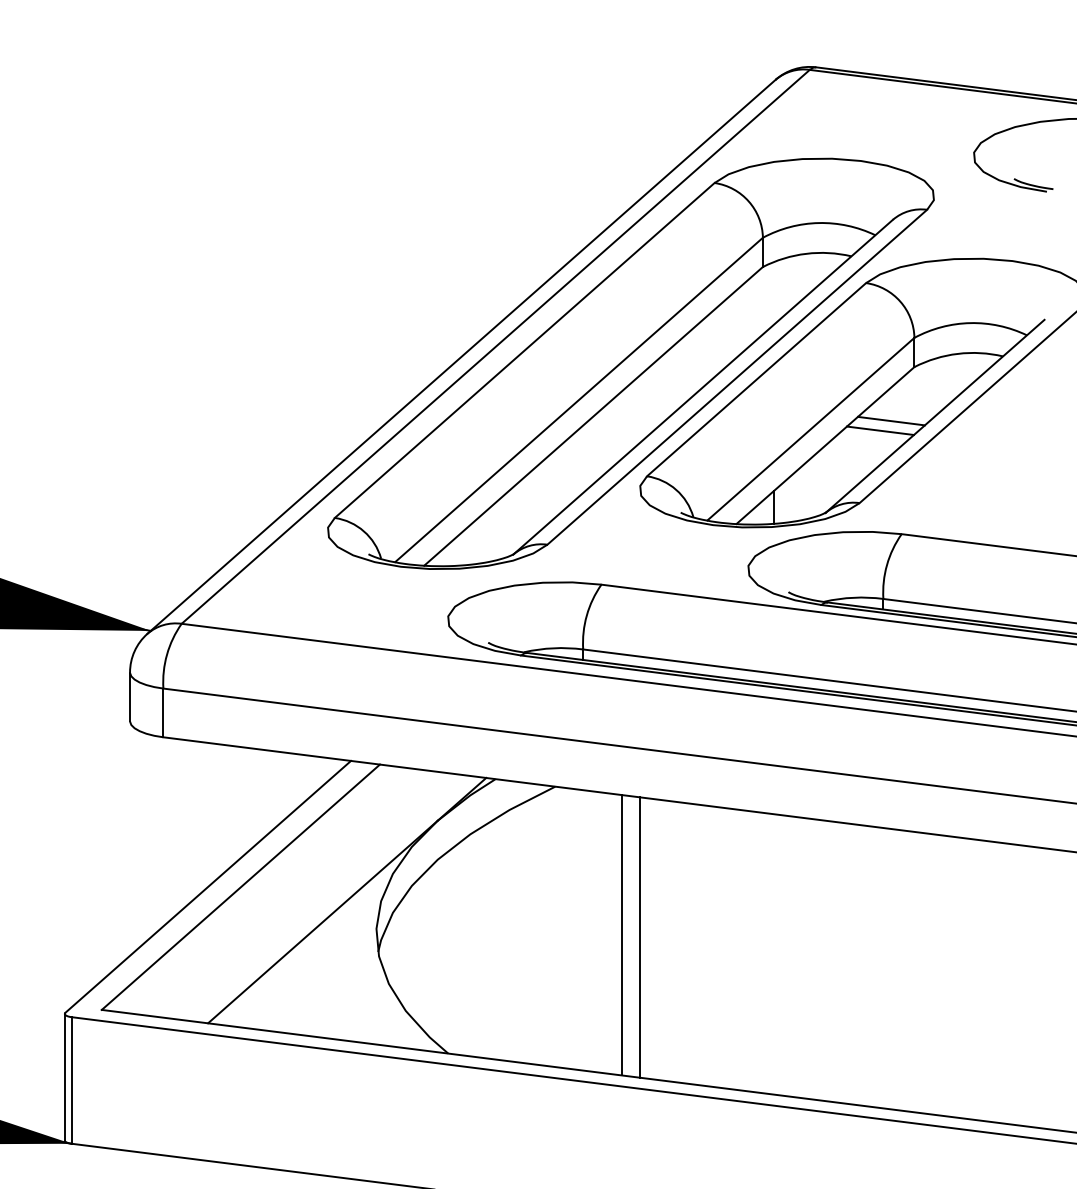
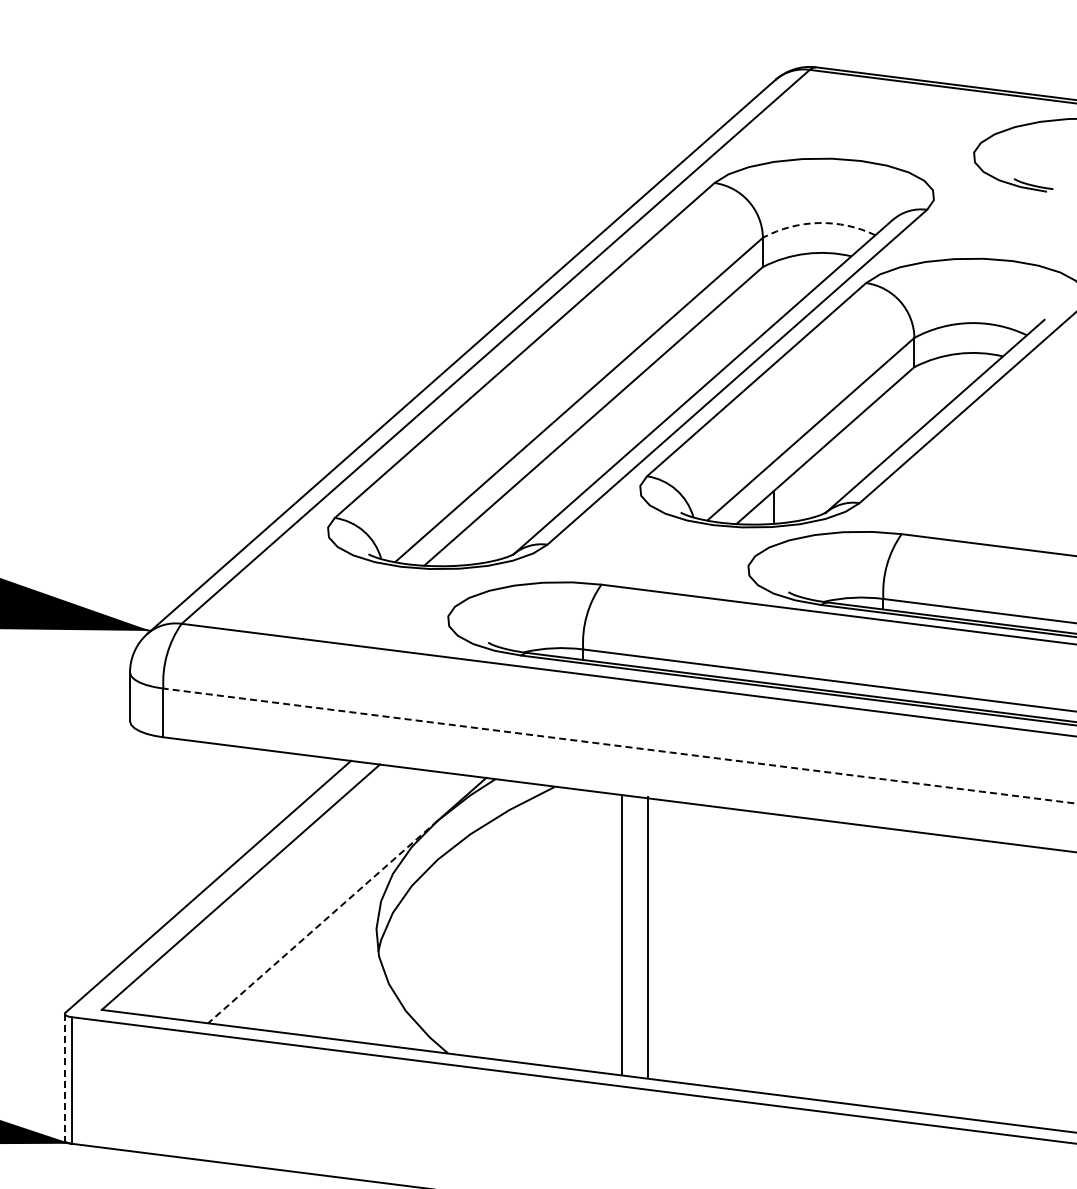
arc: solid -> dashed (818, 223)
line: present -> none (890, 420)
line: present -> none (879, 430)
line: solid -> dashed (619, 746)
line: solid -> dashed (322, 922)
line position: (639, 937) -> (647, 937) (647, 937)
line: solid -> dashed (64, 1077)
